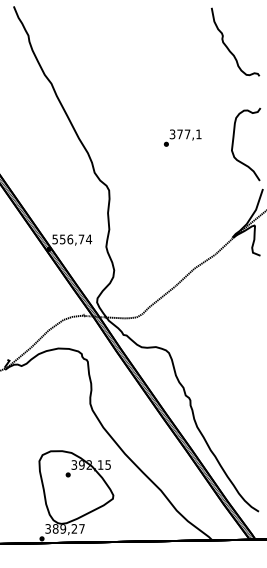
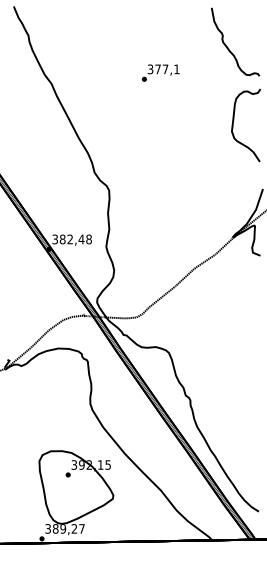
text position: (182, 137) -> (160, 72) (160, 72)
curve position: (234, 139) -> (234, 120) (234, 120)
text: 556,74 -> 382,48 (72, 239)
